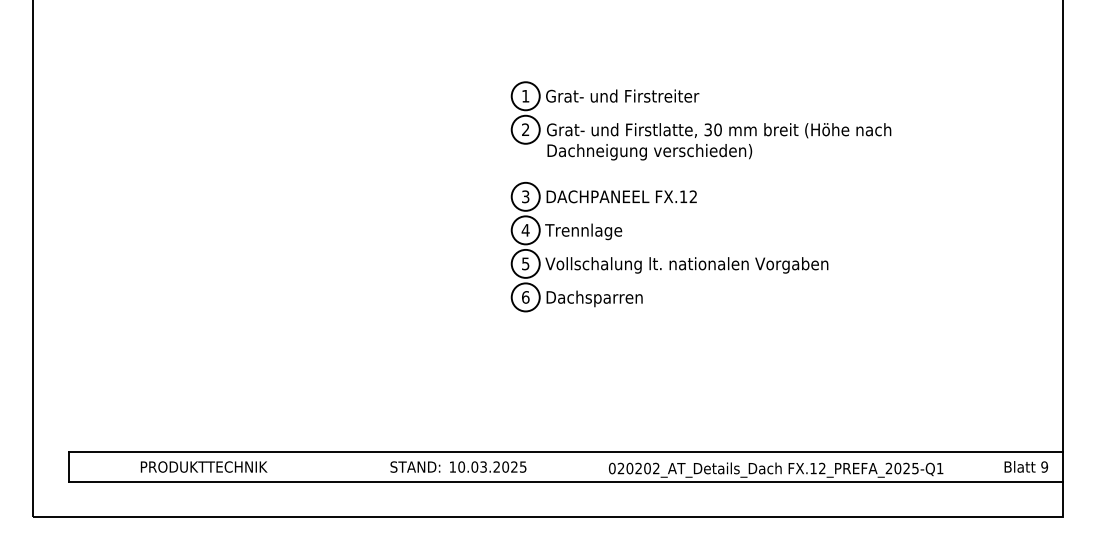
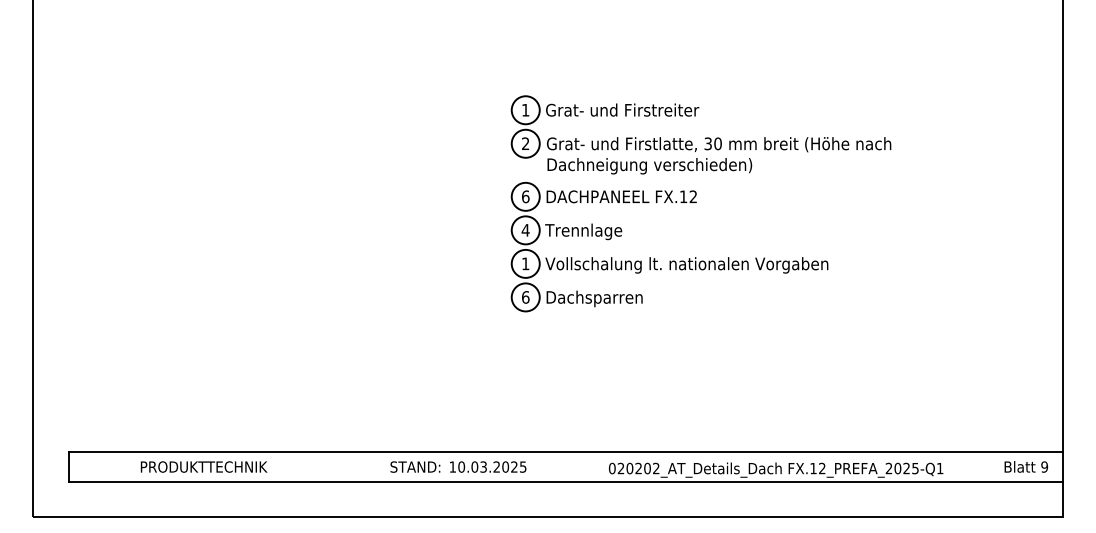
part position: (700, 120) -> (700, 134) (700, 134)
text: 3 -> 6 (525, 196)
text: 5 -> 1 (525, 263)
